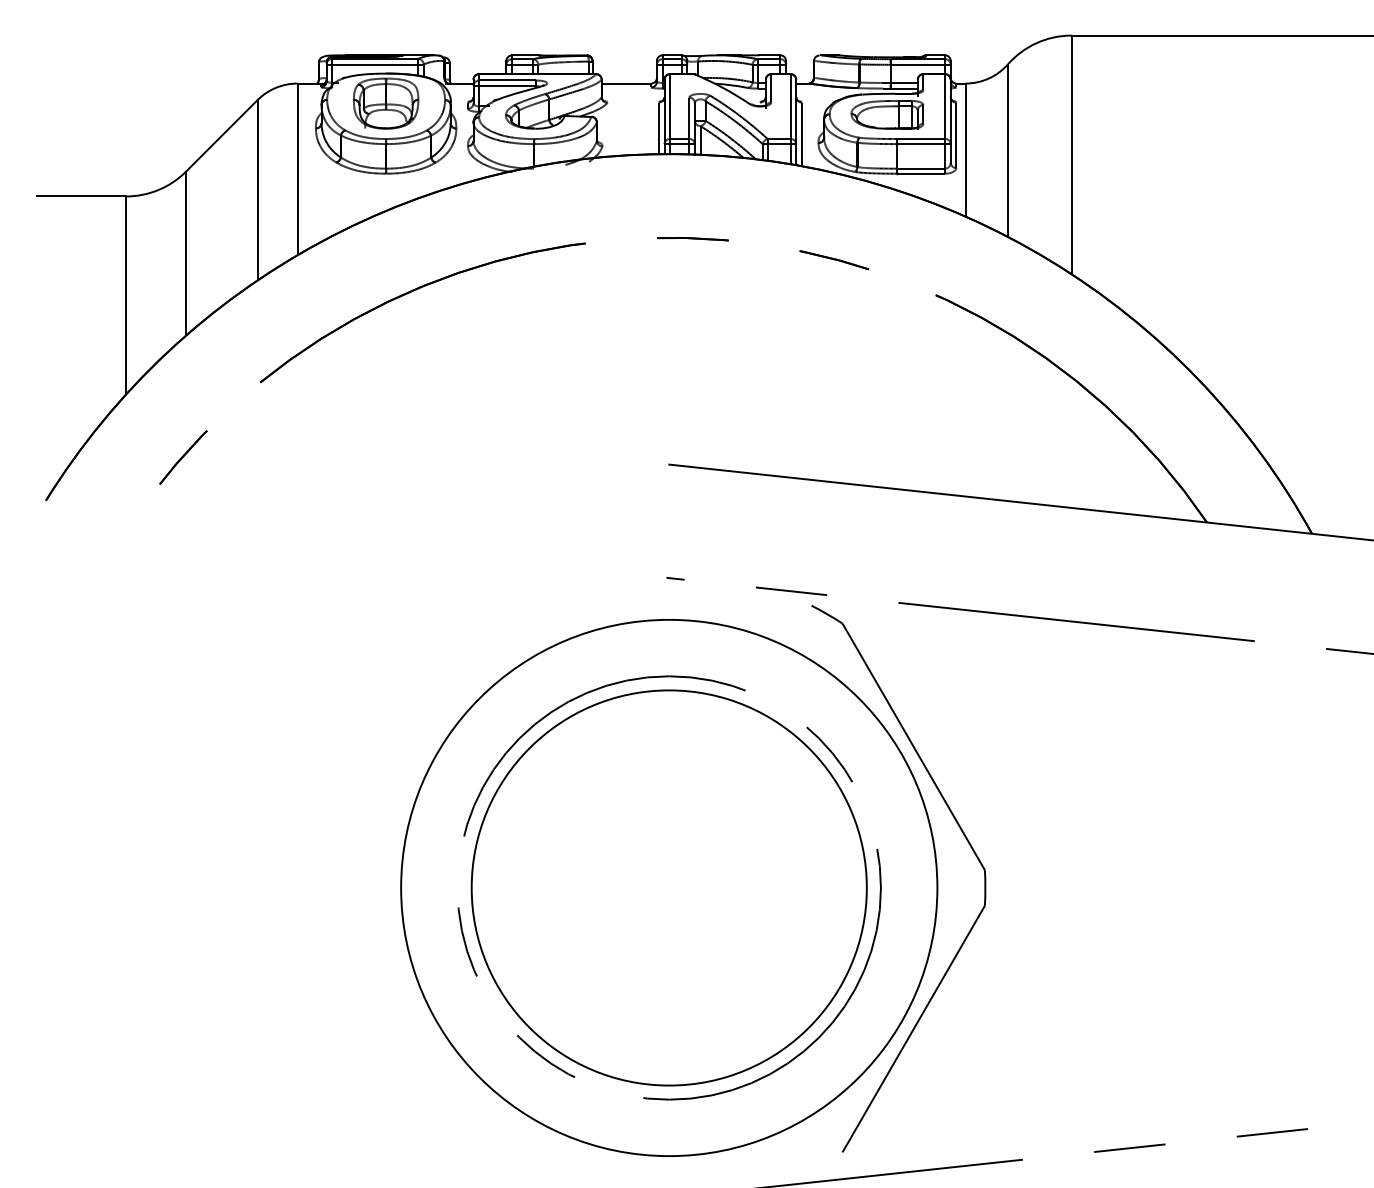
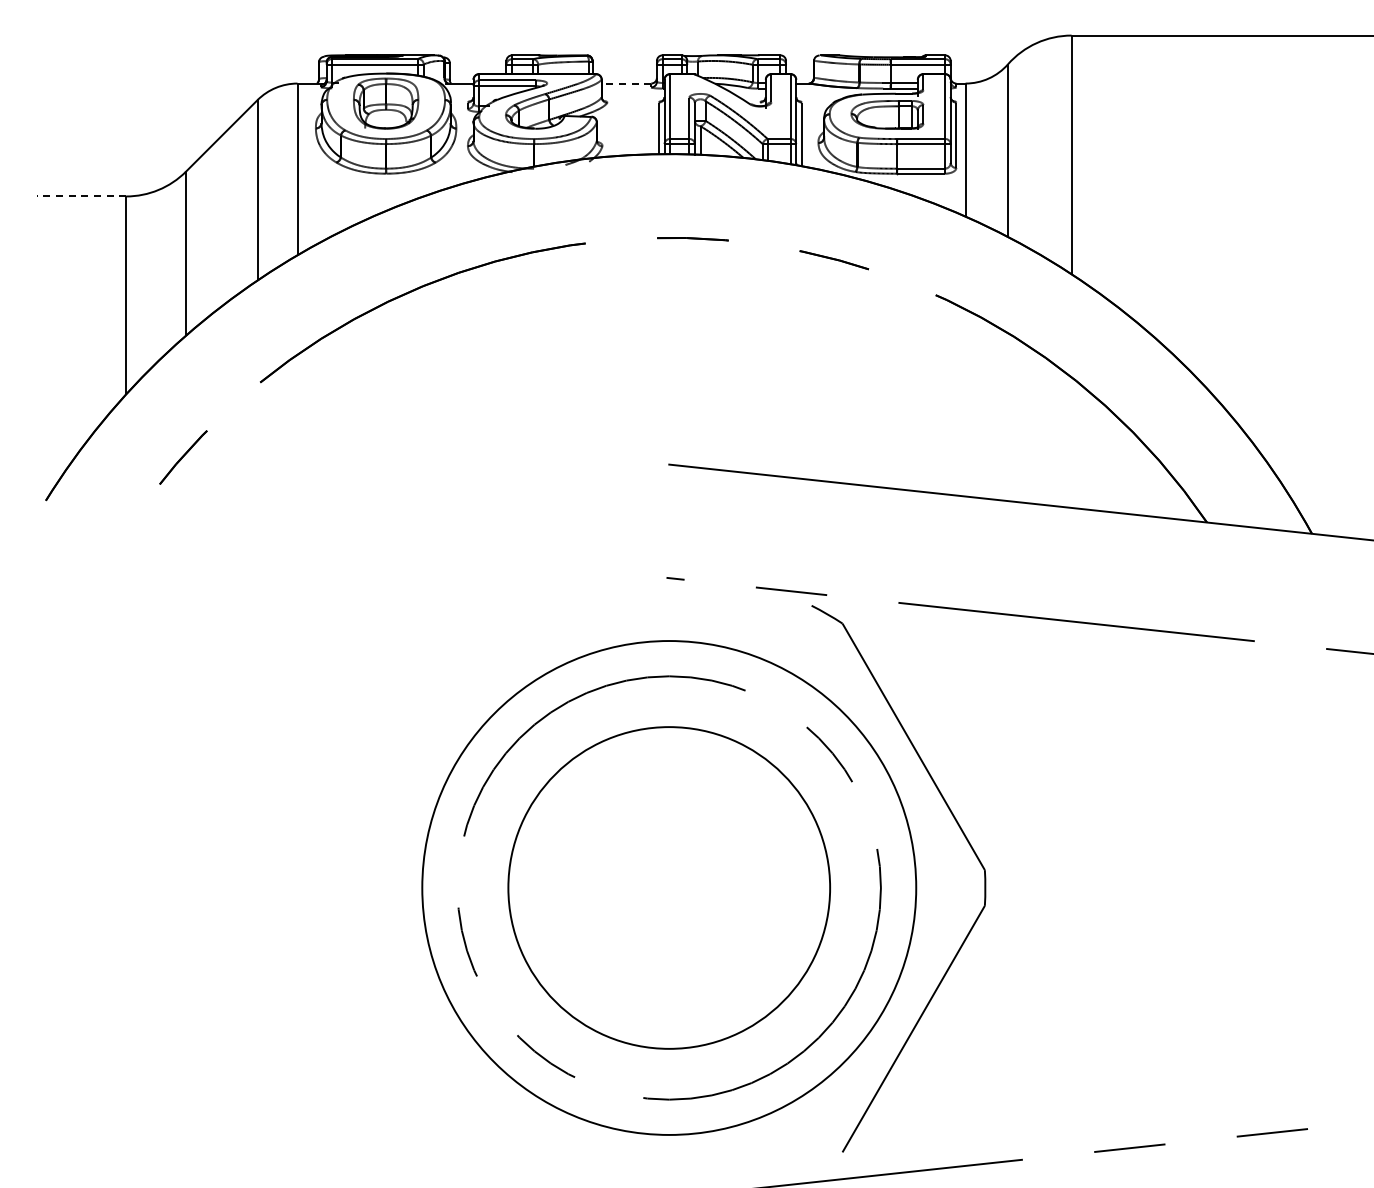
line: solid -> dashed (626, 83)
line: solid -> dashed (81, 196)
circle diameter: 395 px -> 494 px (669, 887)
circle diameter: 536 px -> 322 px (669, 887)
